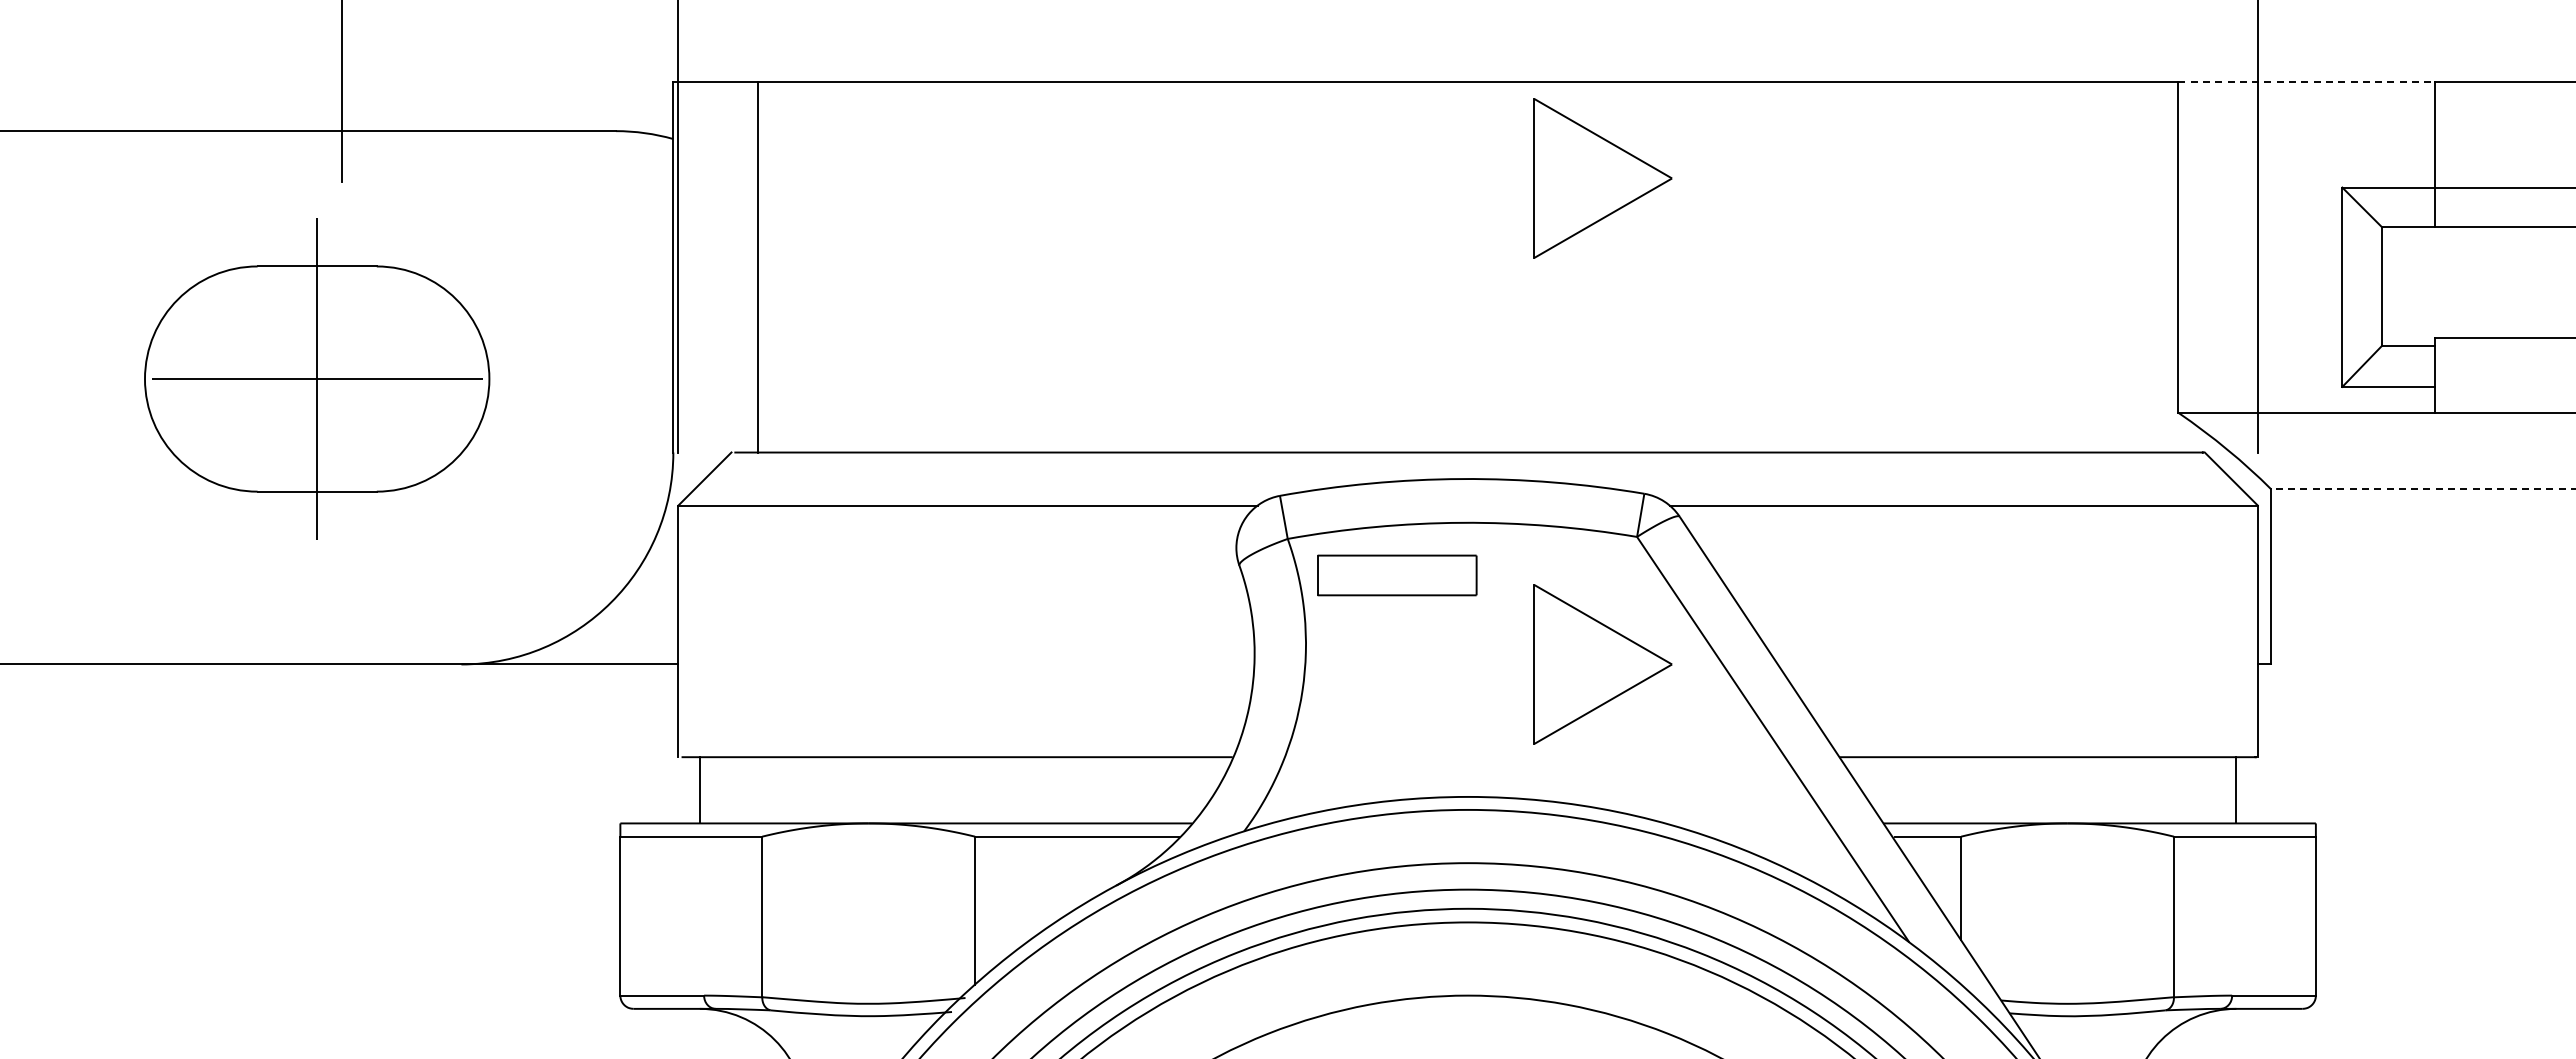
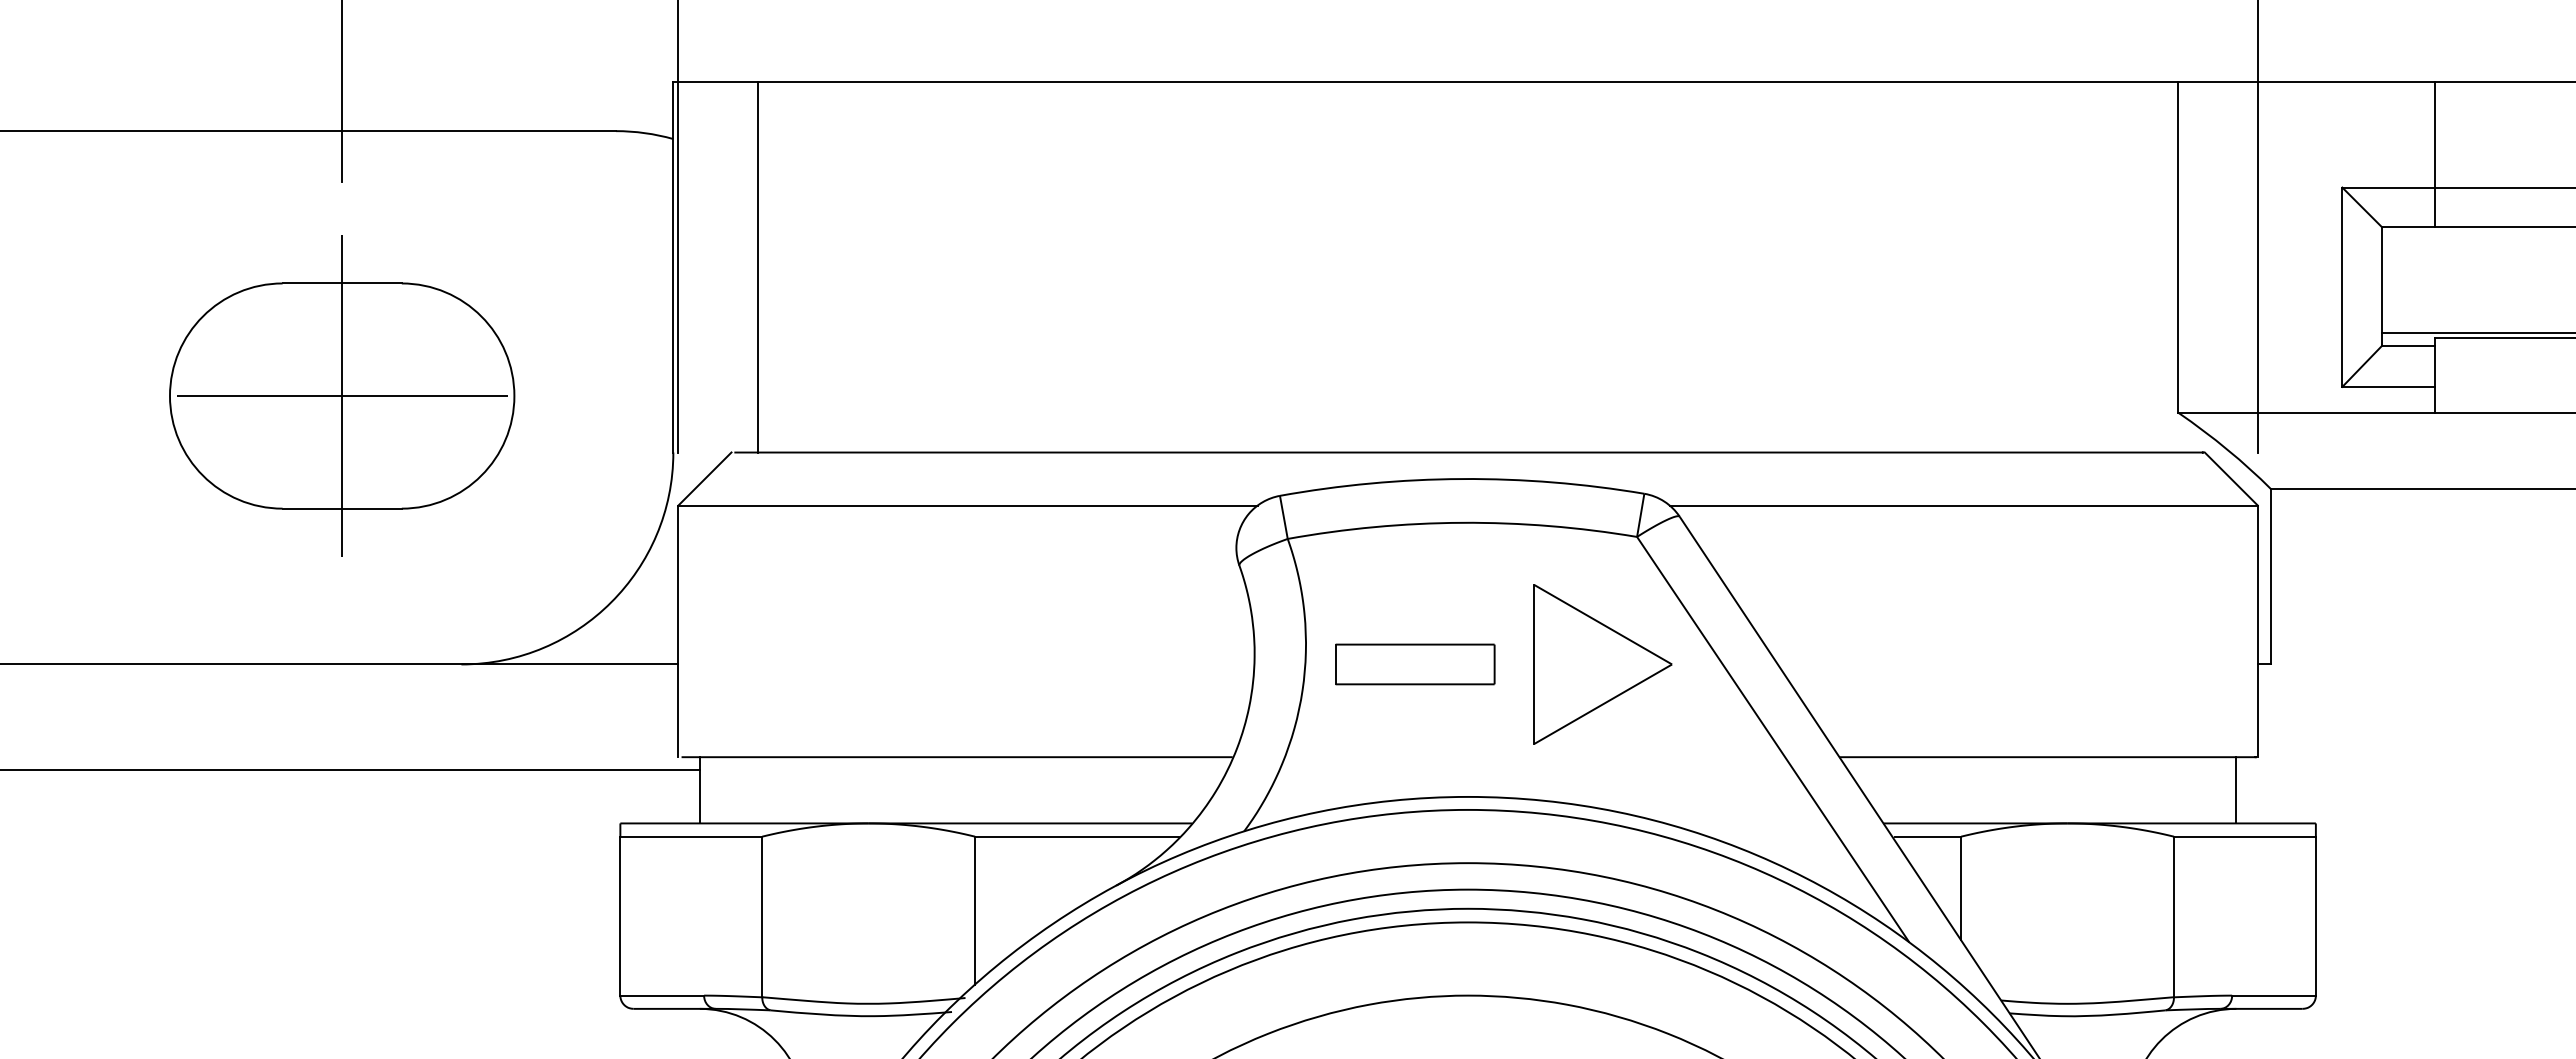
line: dashed -> solid (2307, 81)
part: present -> none (1602, 178)
line: none -> present (2477, 333)
part position: (317, 378) -> (342, 395) (342, 395)
line: dashed -> solid (2423, 489)
part position: (1397, 575) -> (1415, 664) (1415, 664)
line: none -> present (350, 770)
